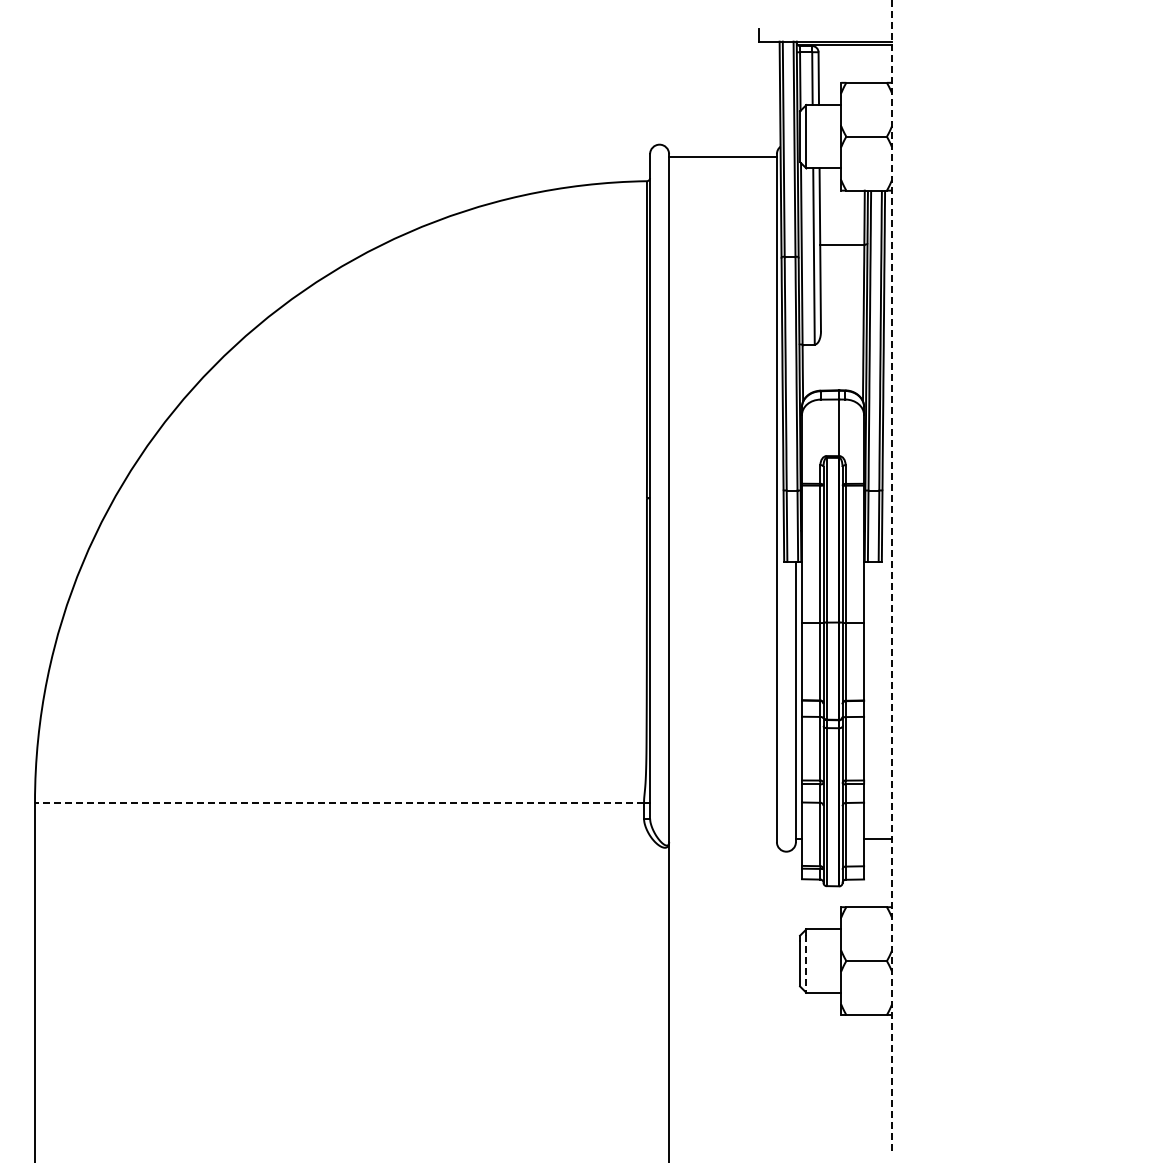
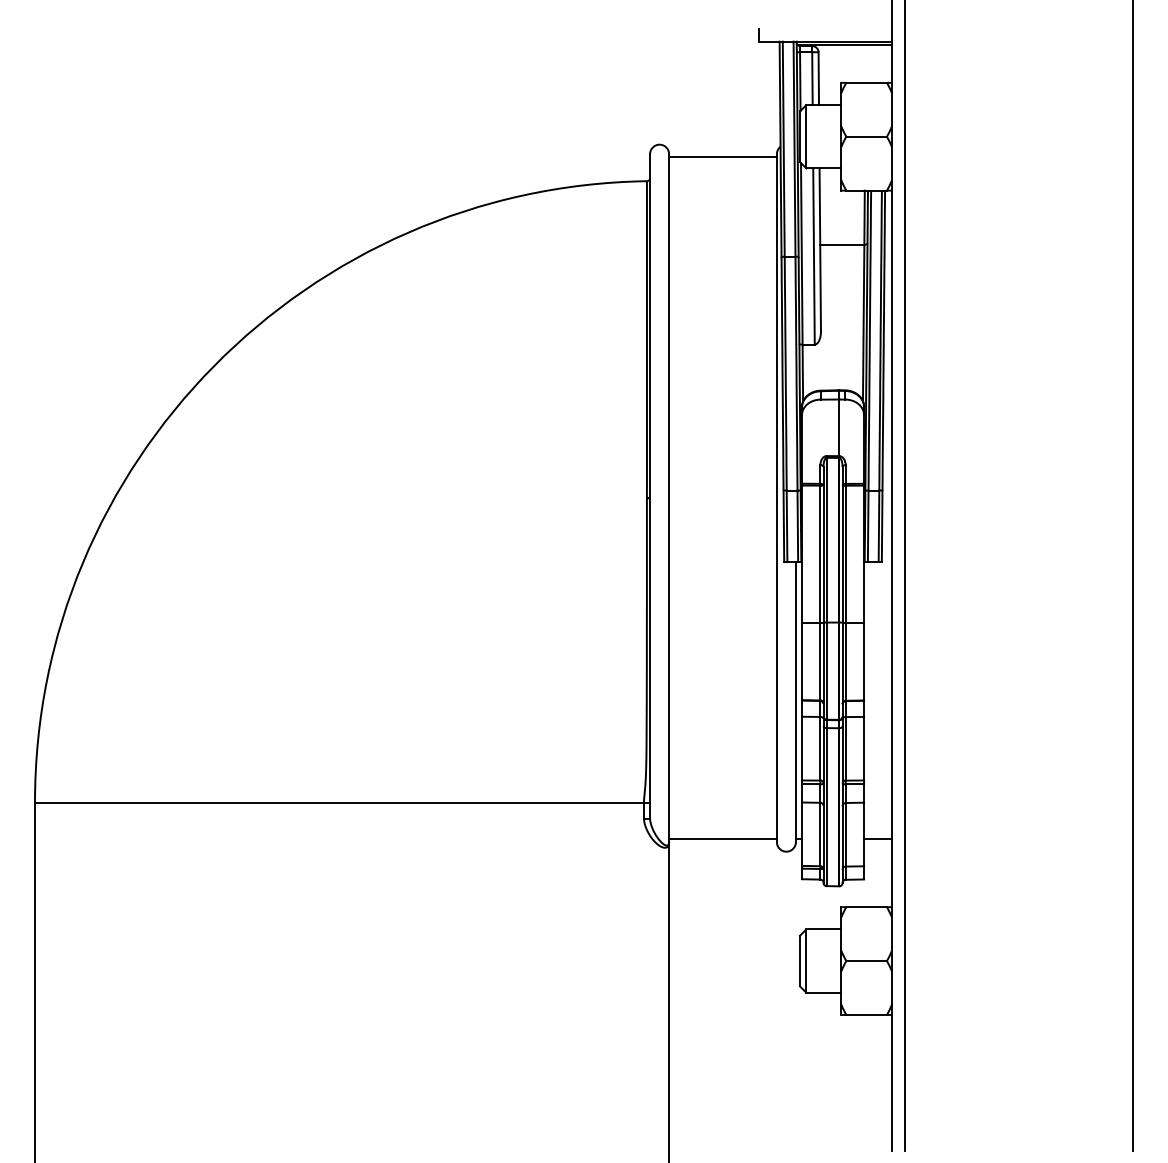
line: dashed -> solid (892, 575)
line: none -> present (904, 576)
line: none -> present (1132, 576)
line: dashed -> solid (339, 802)
line: none -> present (722, 839)
line: dashed -> solid (806, 964)
